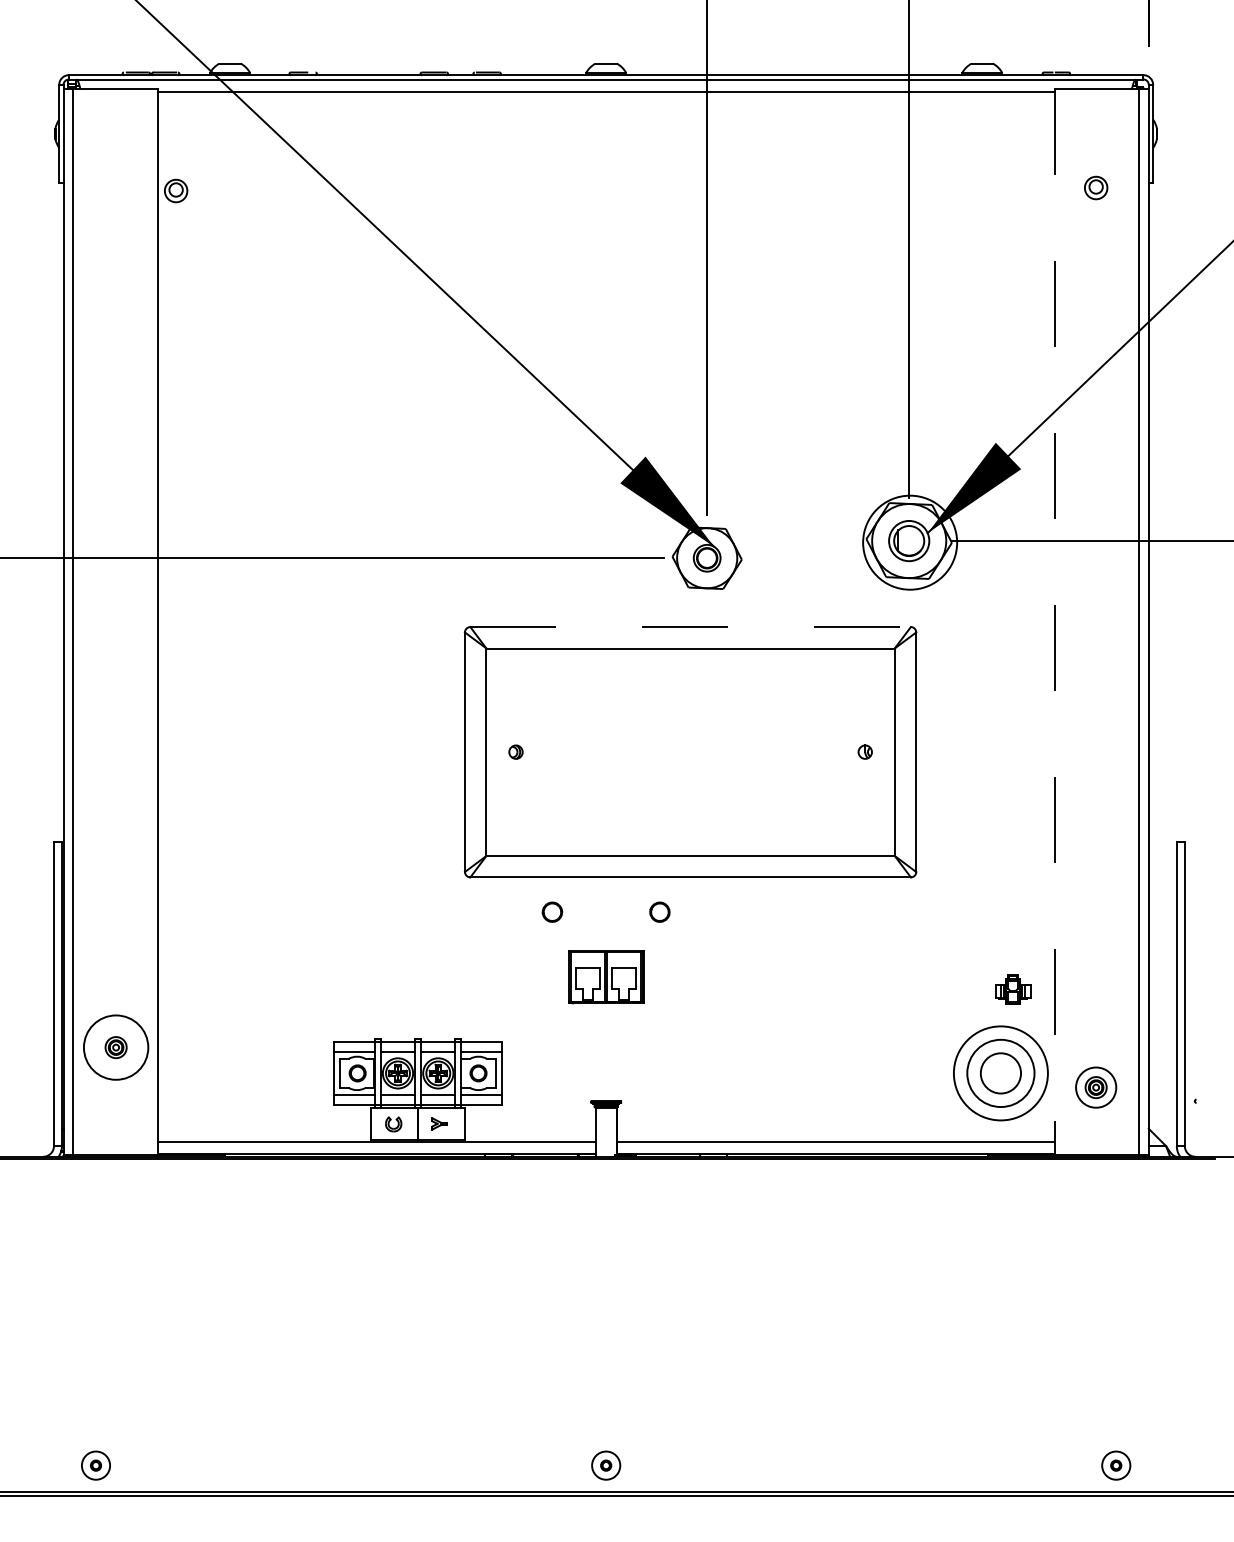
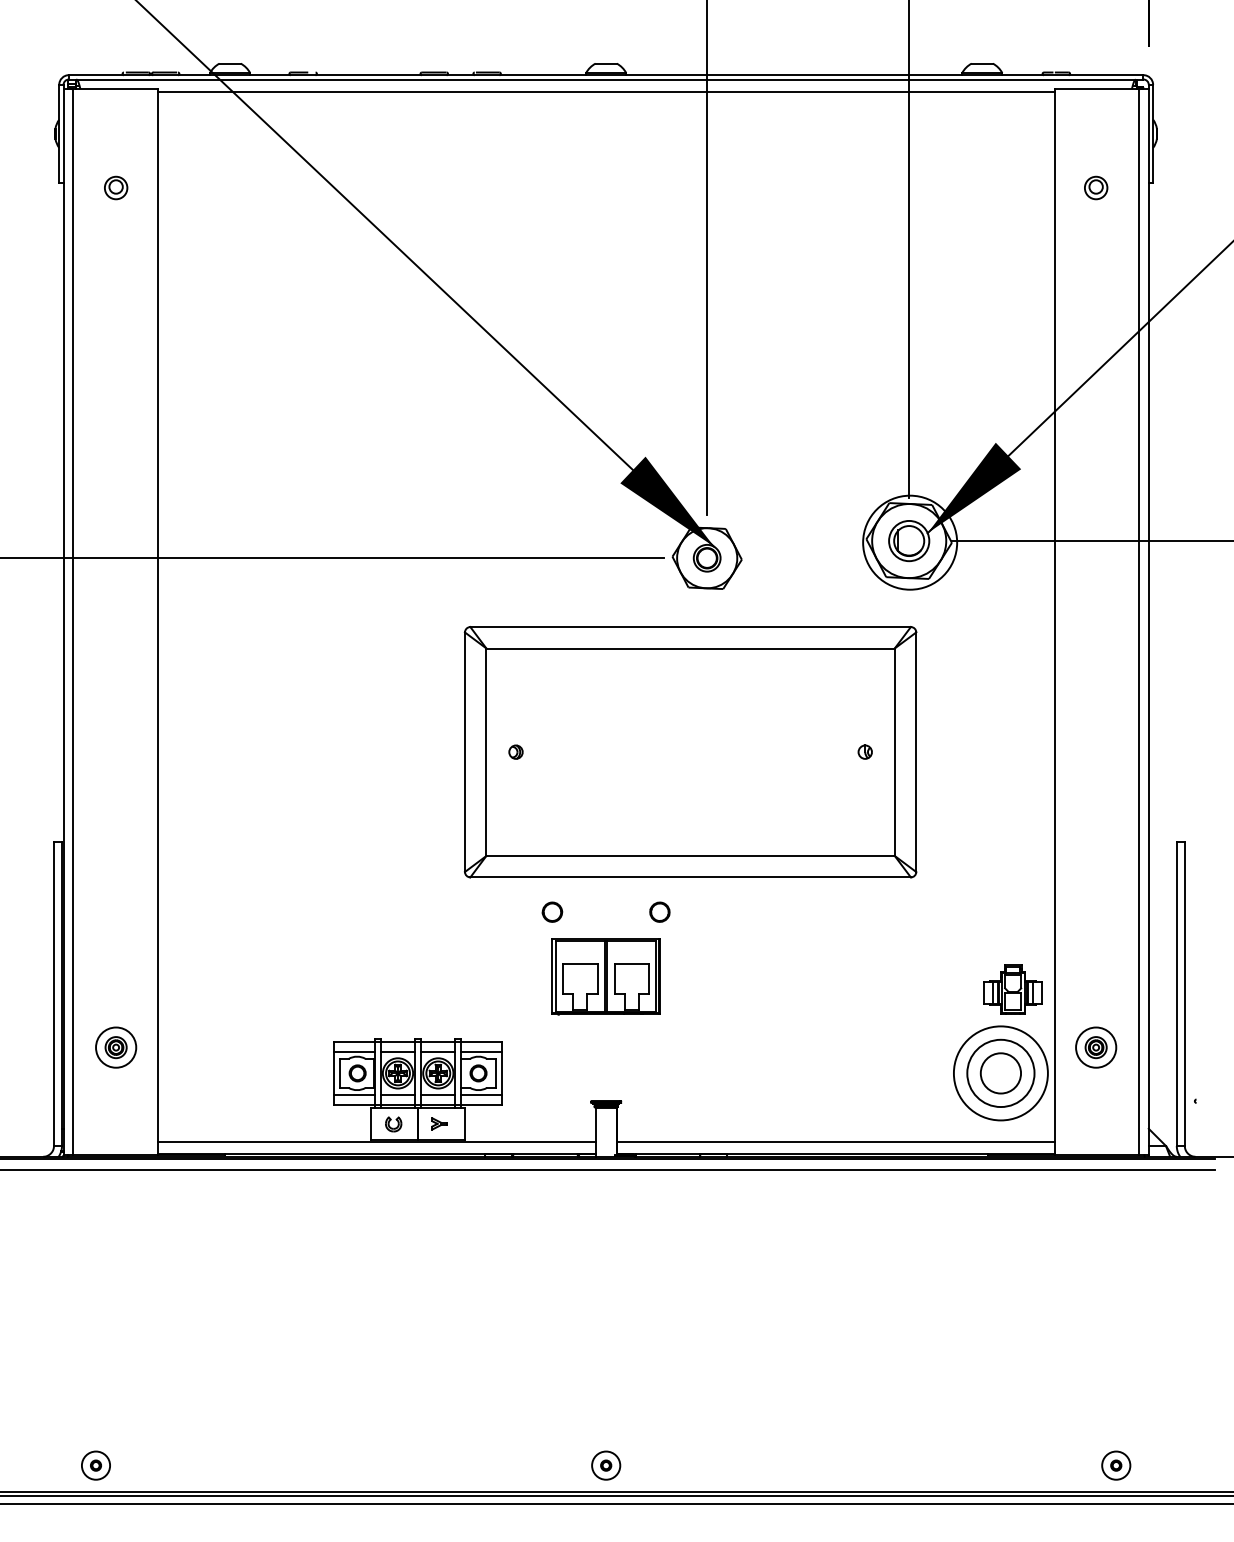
part position: (176, 190) -> (116, 187) (116, 187)
line: dashed -> solid (1054, 622)
line: dashed -> solid (691, 627)
part size: 77x55 px -> 110x78 px (605, 976)
part size: 37x31 px -> 60x51 px (1012, 989)
circle diameter: 64 px -> 40 px (116, 1047)
part position: (1096, 1087) -> (1096, 1047) (1096, 1047)
line: none -> present (608, 1170)
line: none -> present (616, 1503)
